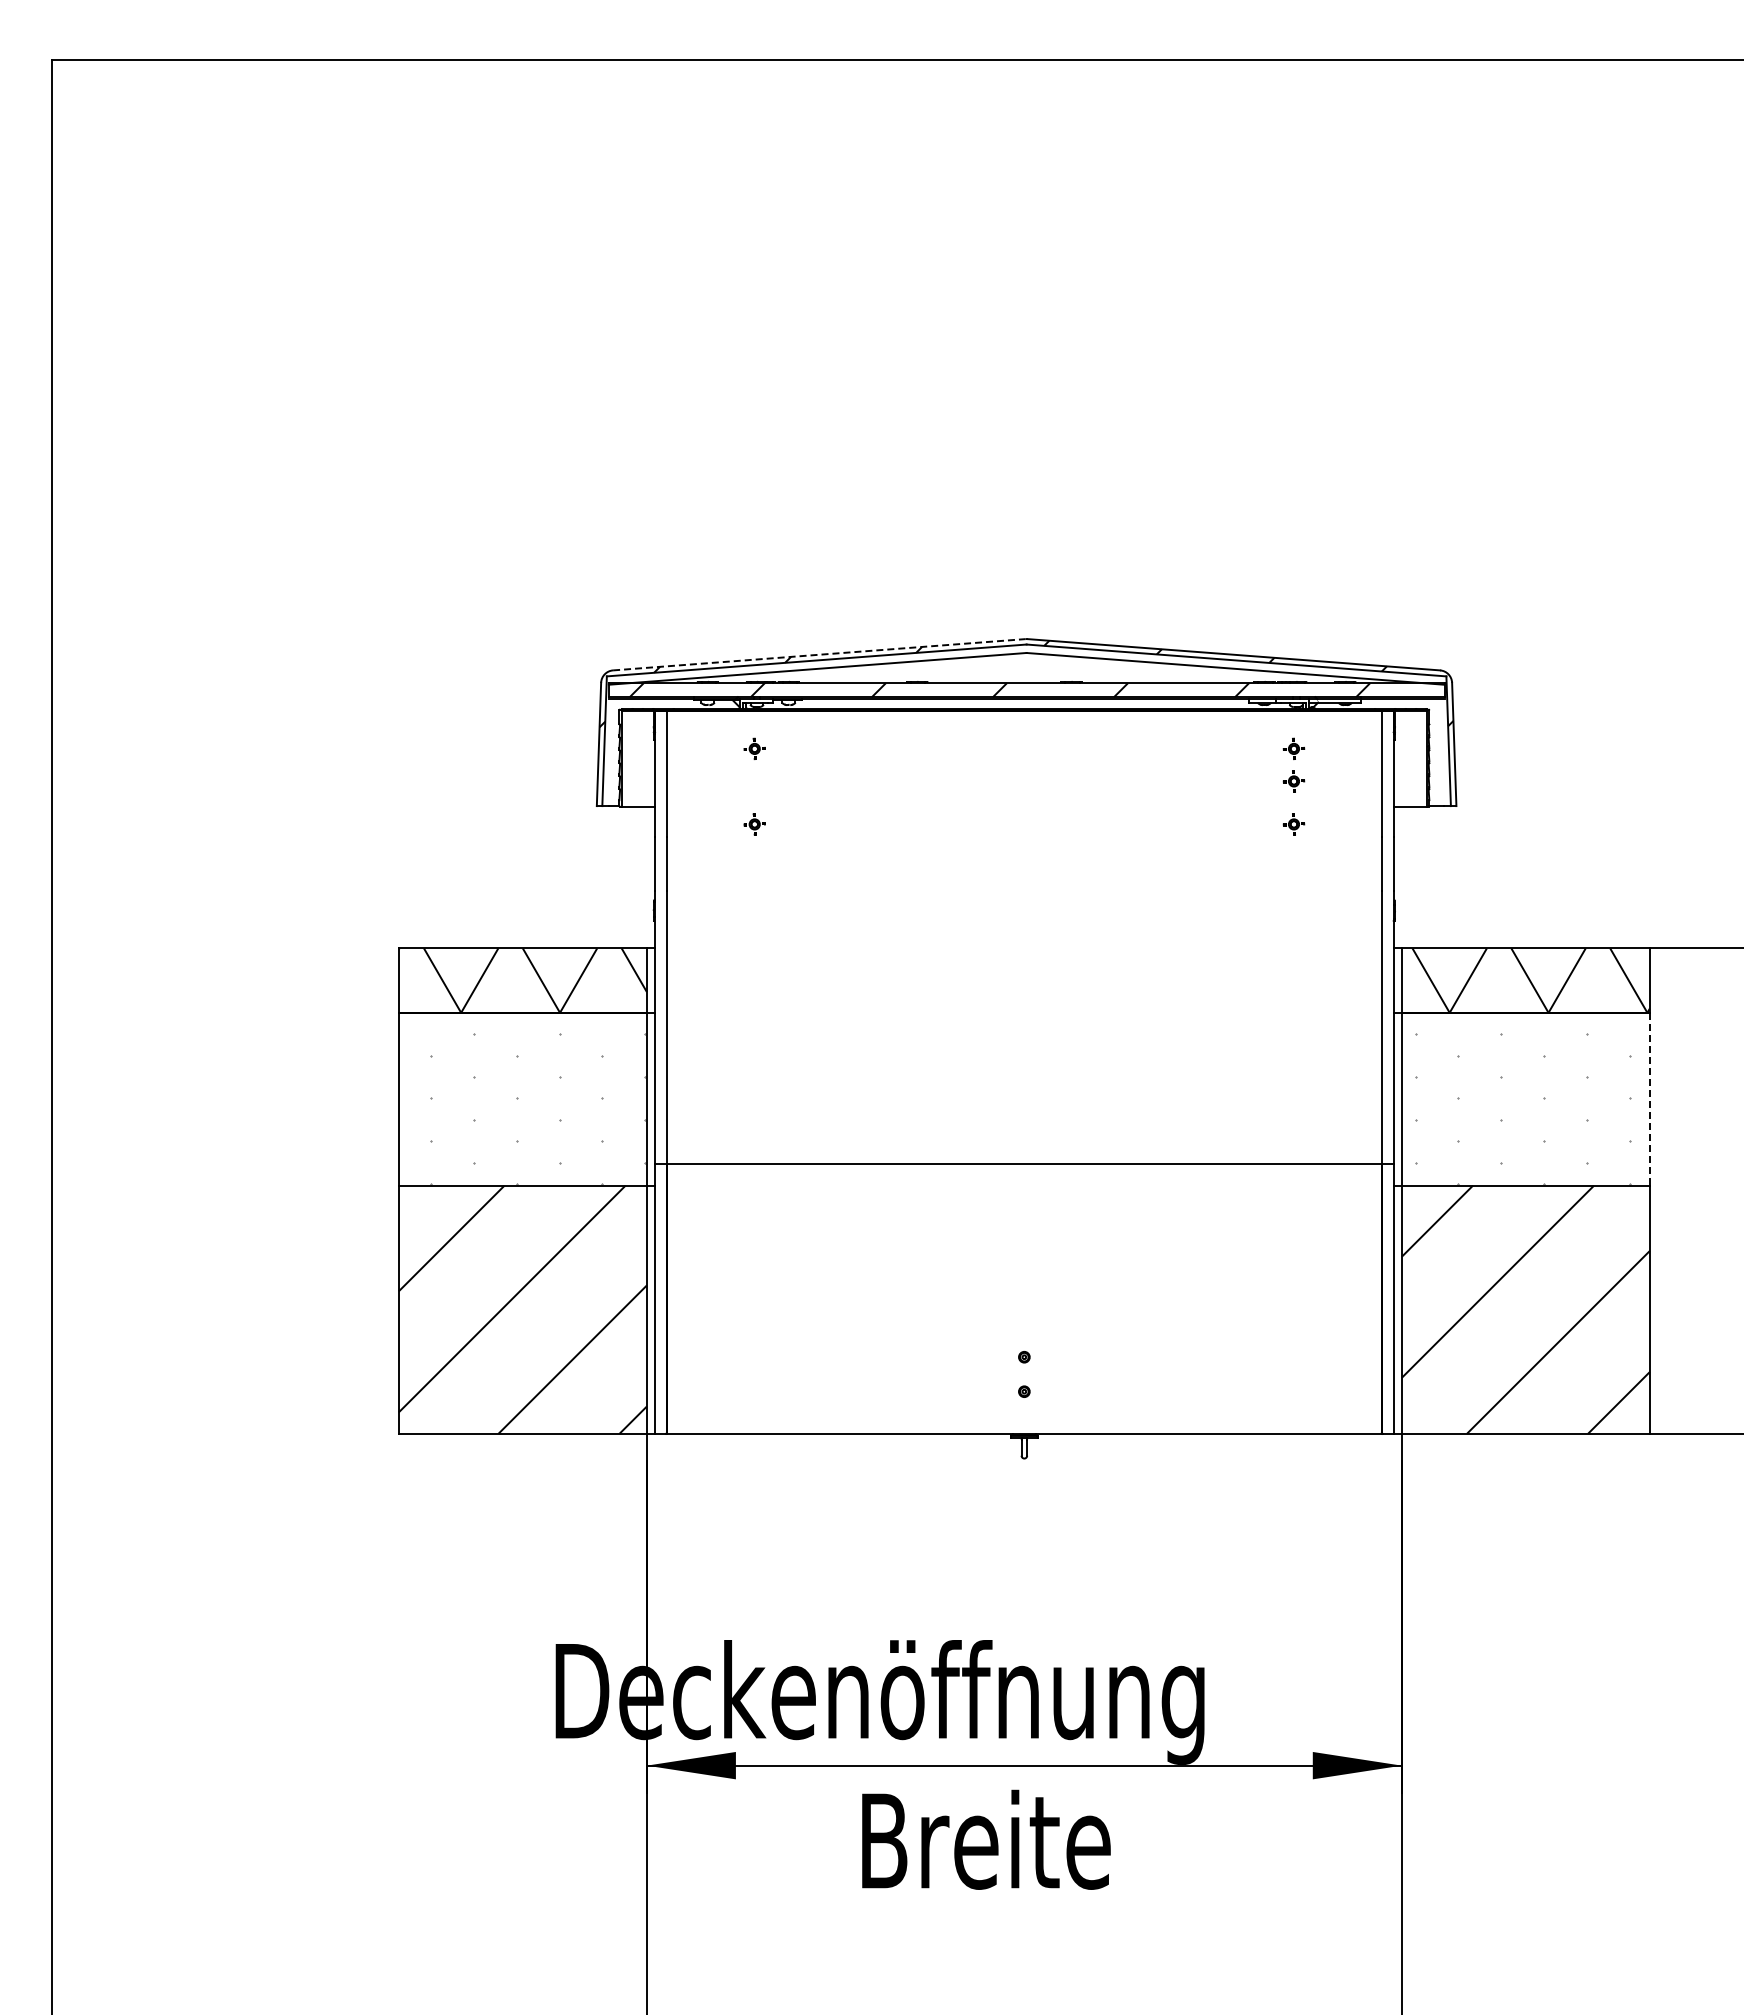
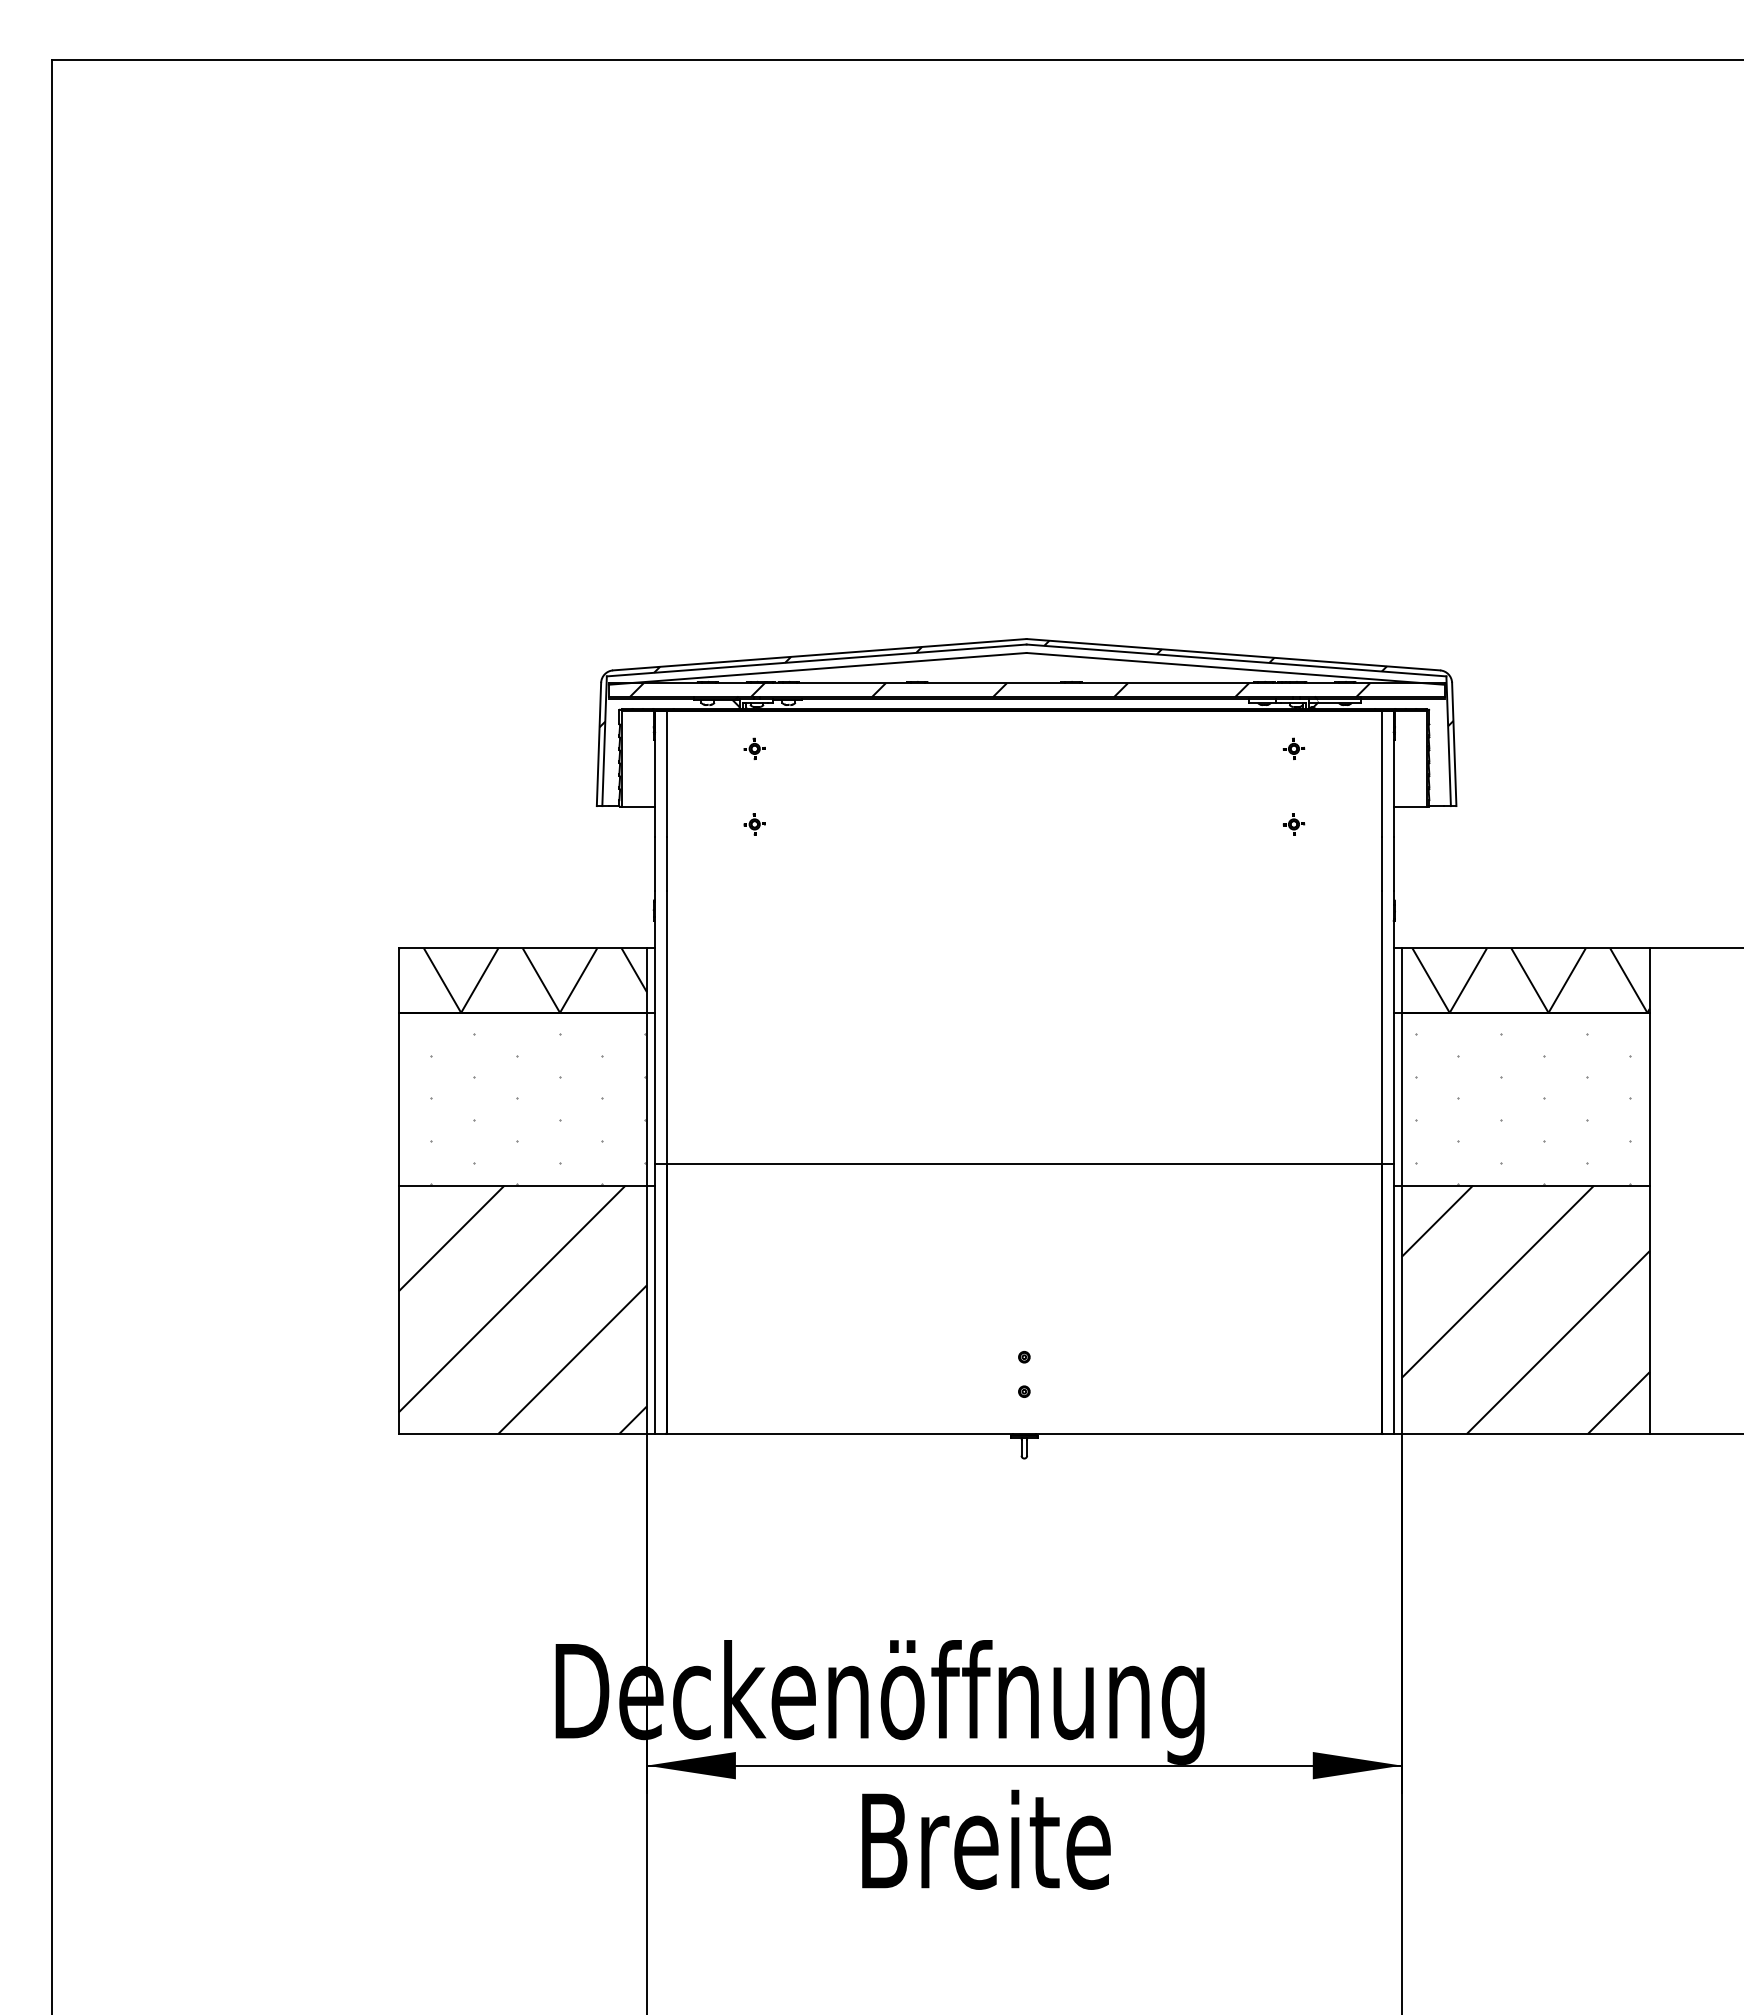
line: dashed -> solid (819, 654)
part: present -> none (1293, 781)
line: dashed -> solid (1649, 1099)
